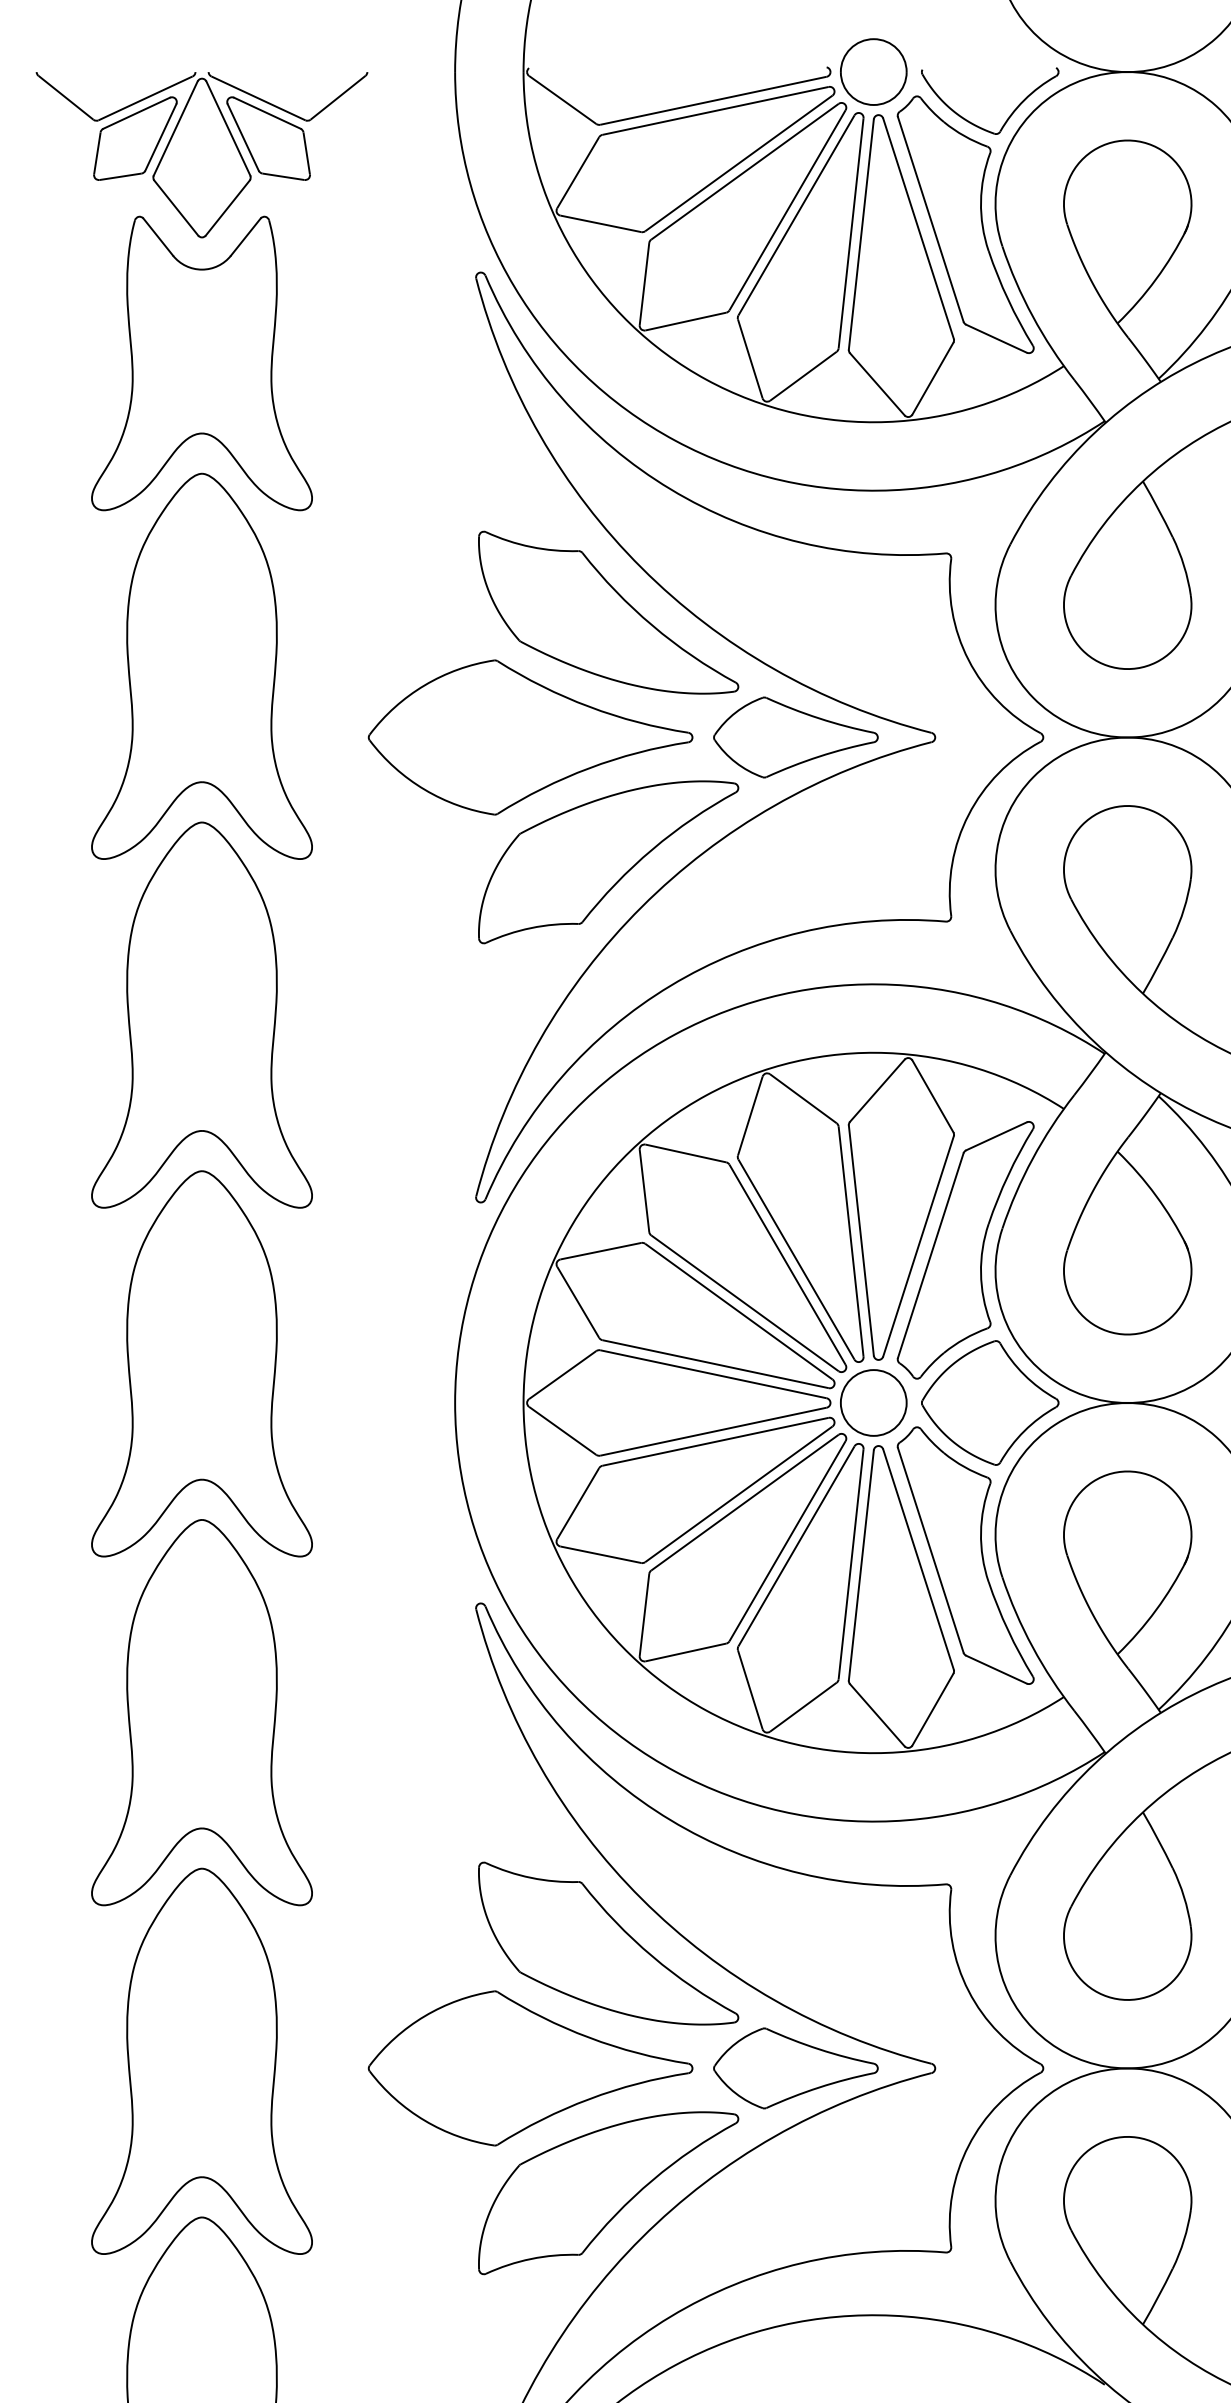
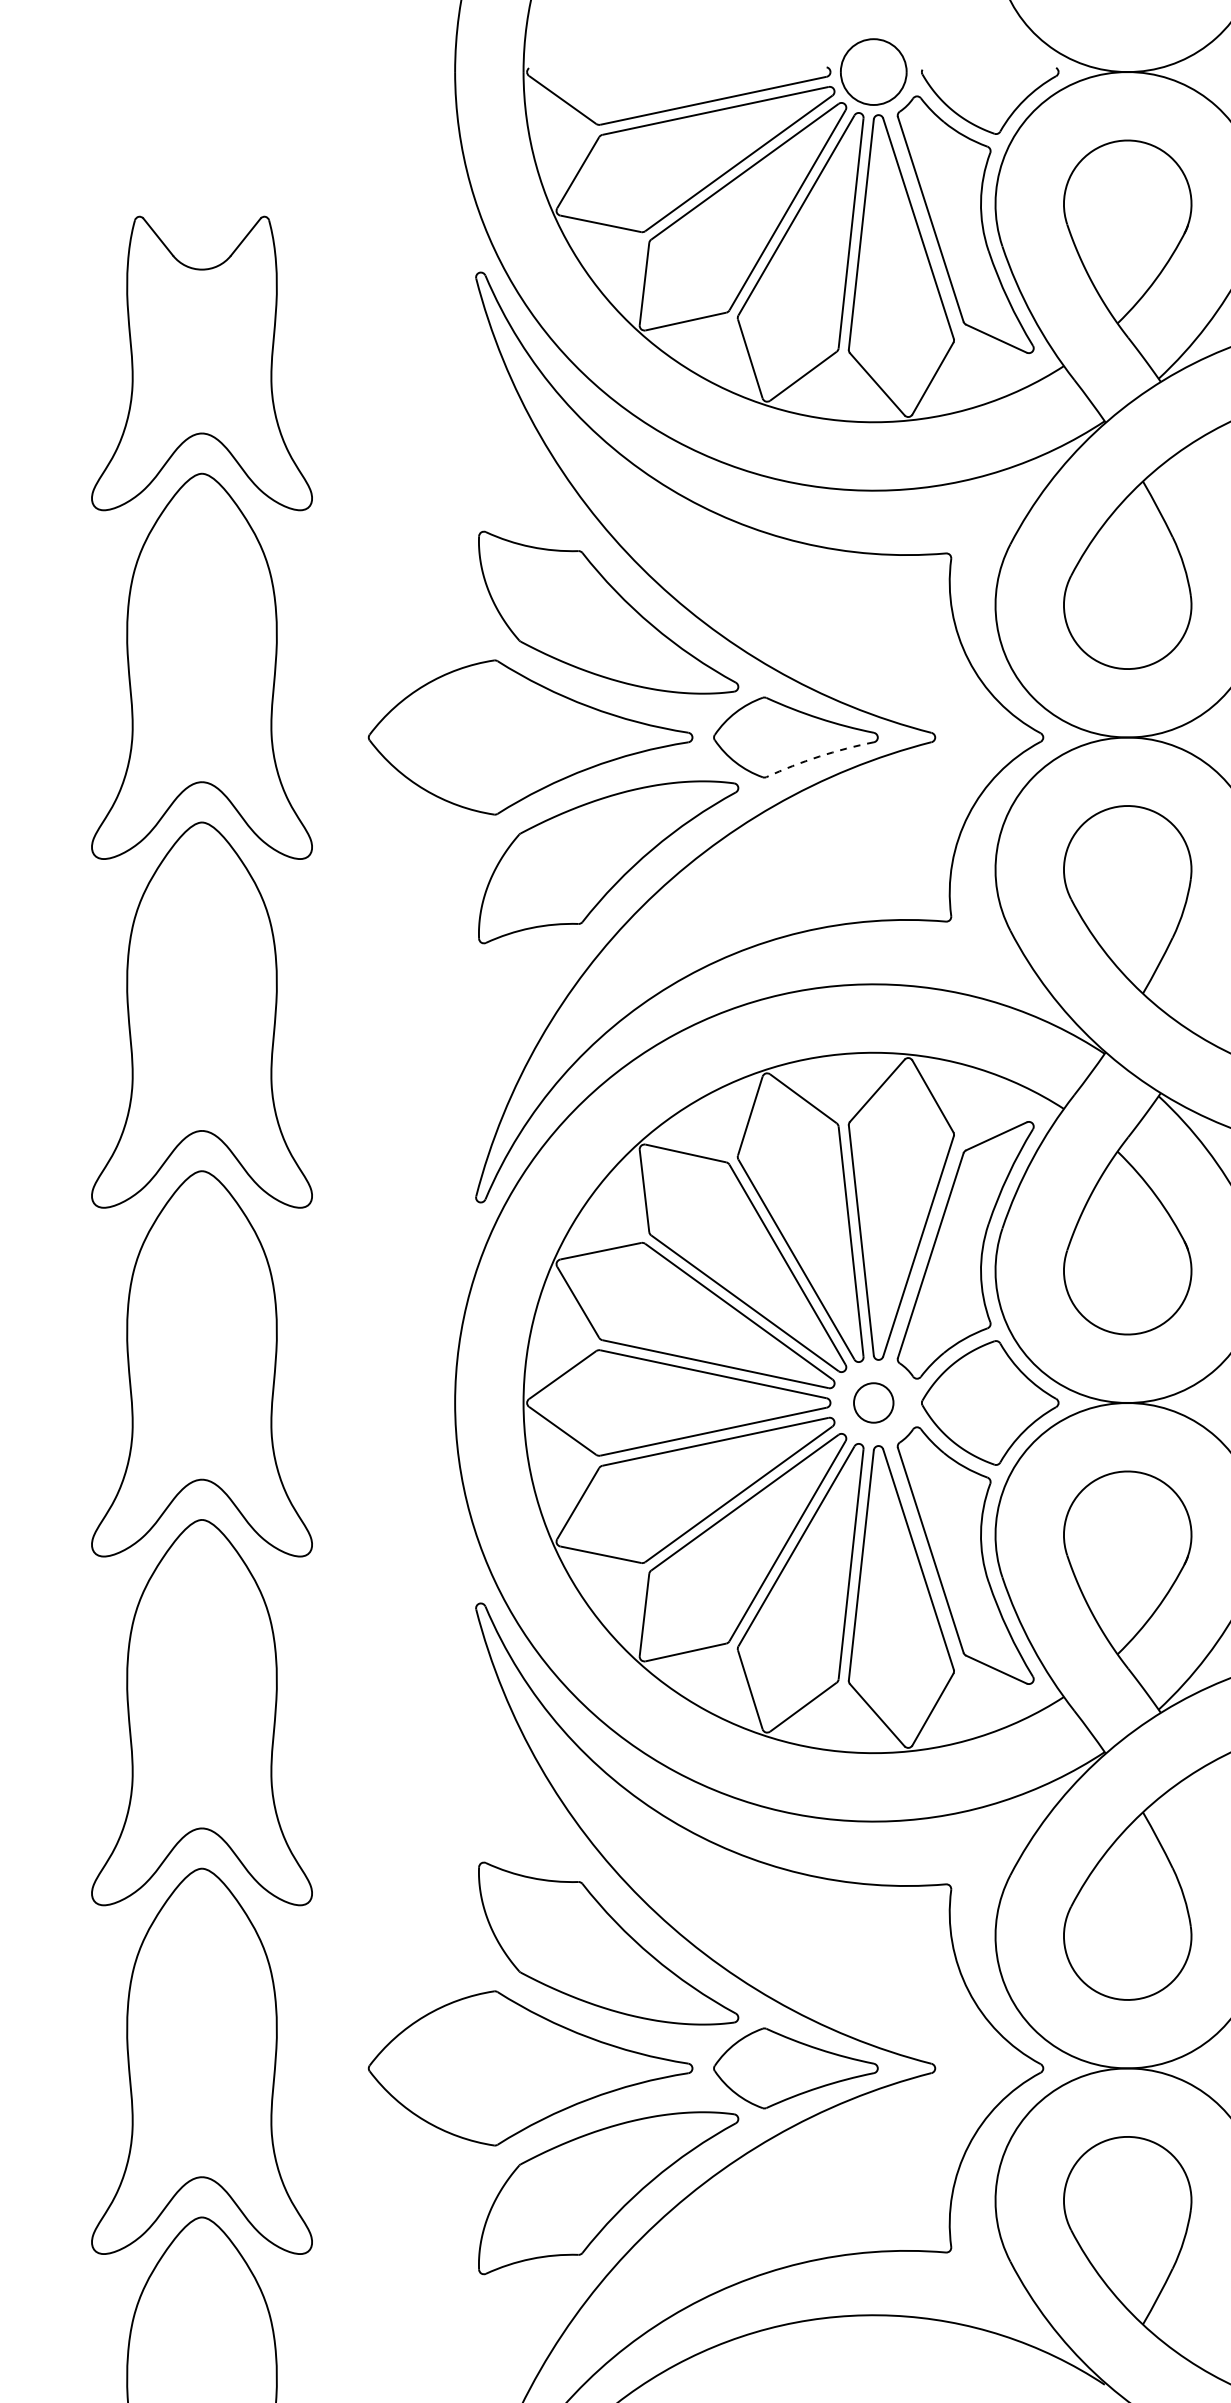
part: present -> none (201, 155)
arc: solid -> dashed (819, 756)
circle diameter: 66 px -> 39 px (873, 1402)
